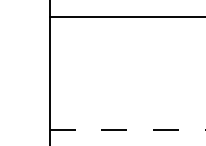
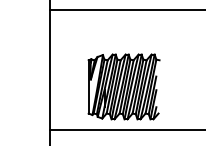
line position: (125, 17) -> (125, 10) (125, 10)
part: none -> present (123, 86)
line: dashed -> solid (127, 130)
